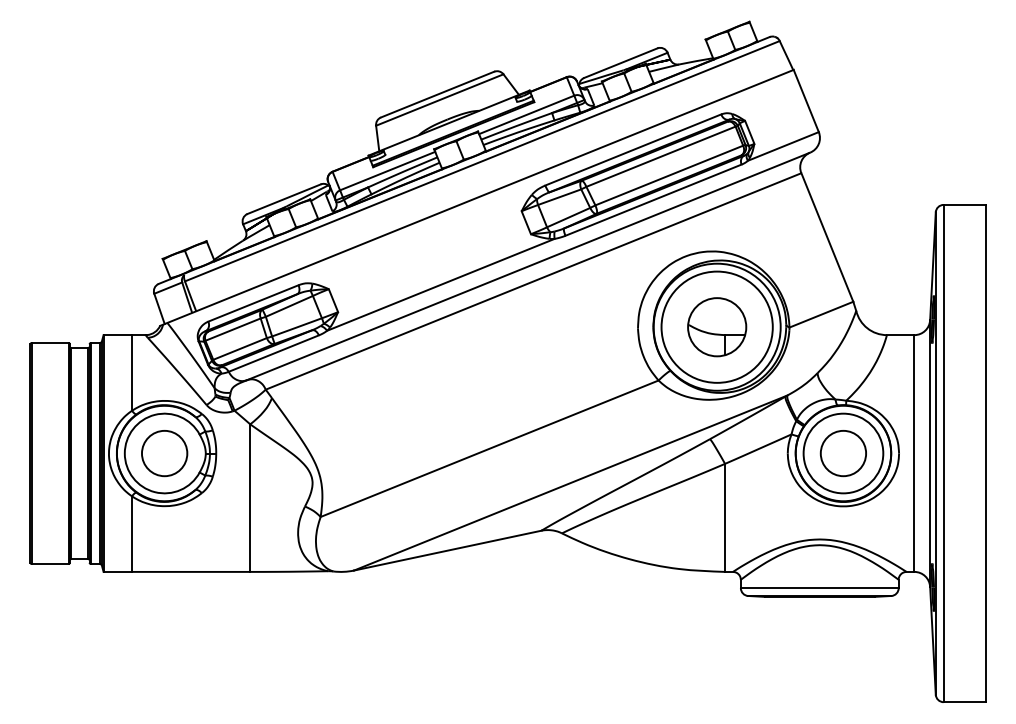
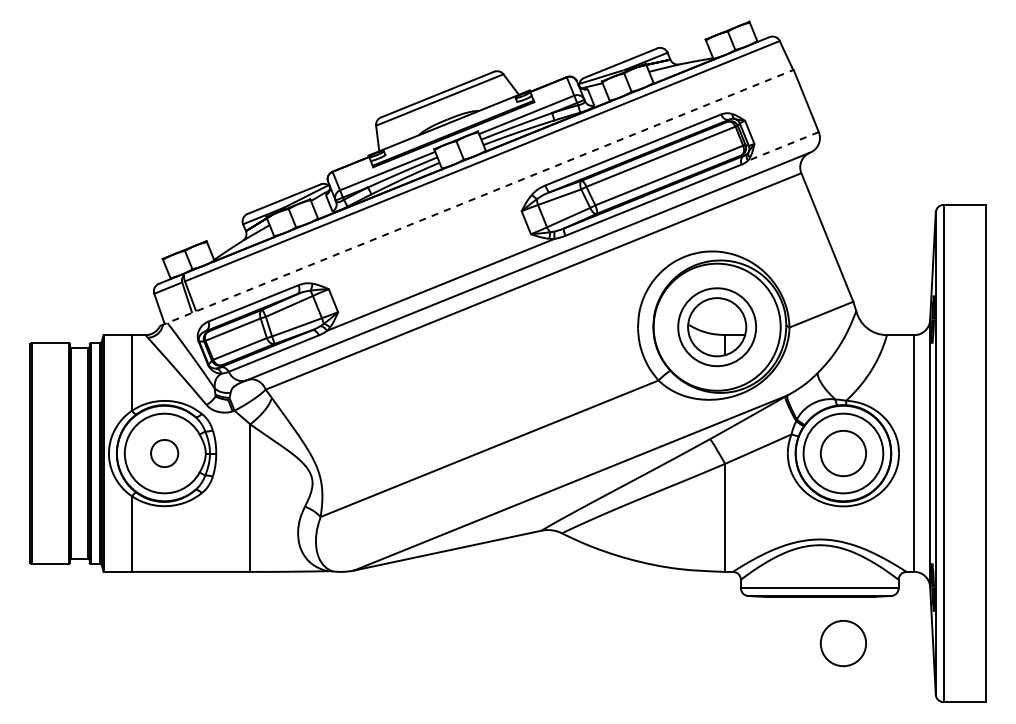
line: solid -> dashed (782, 146)
line: solid -> dashed (476, 197)
circle diameter: 111 px -> 78 px (717, 327)
circle diameter: 45 px -> 27 px (164, 453)
circle: none -> present (842, 643)
